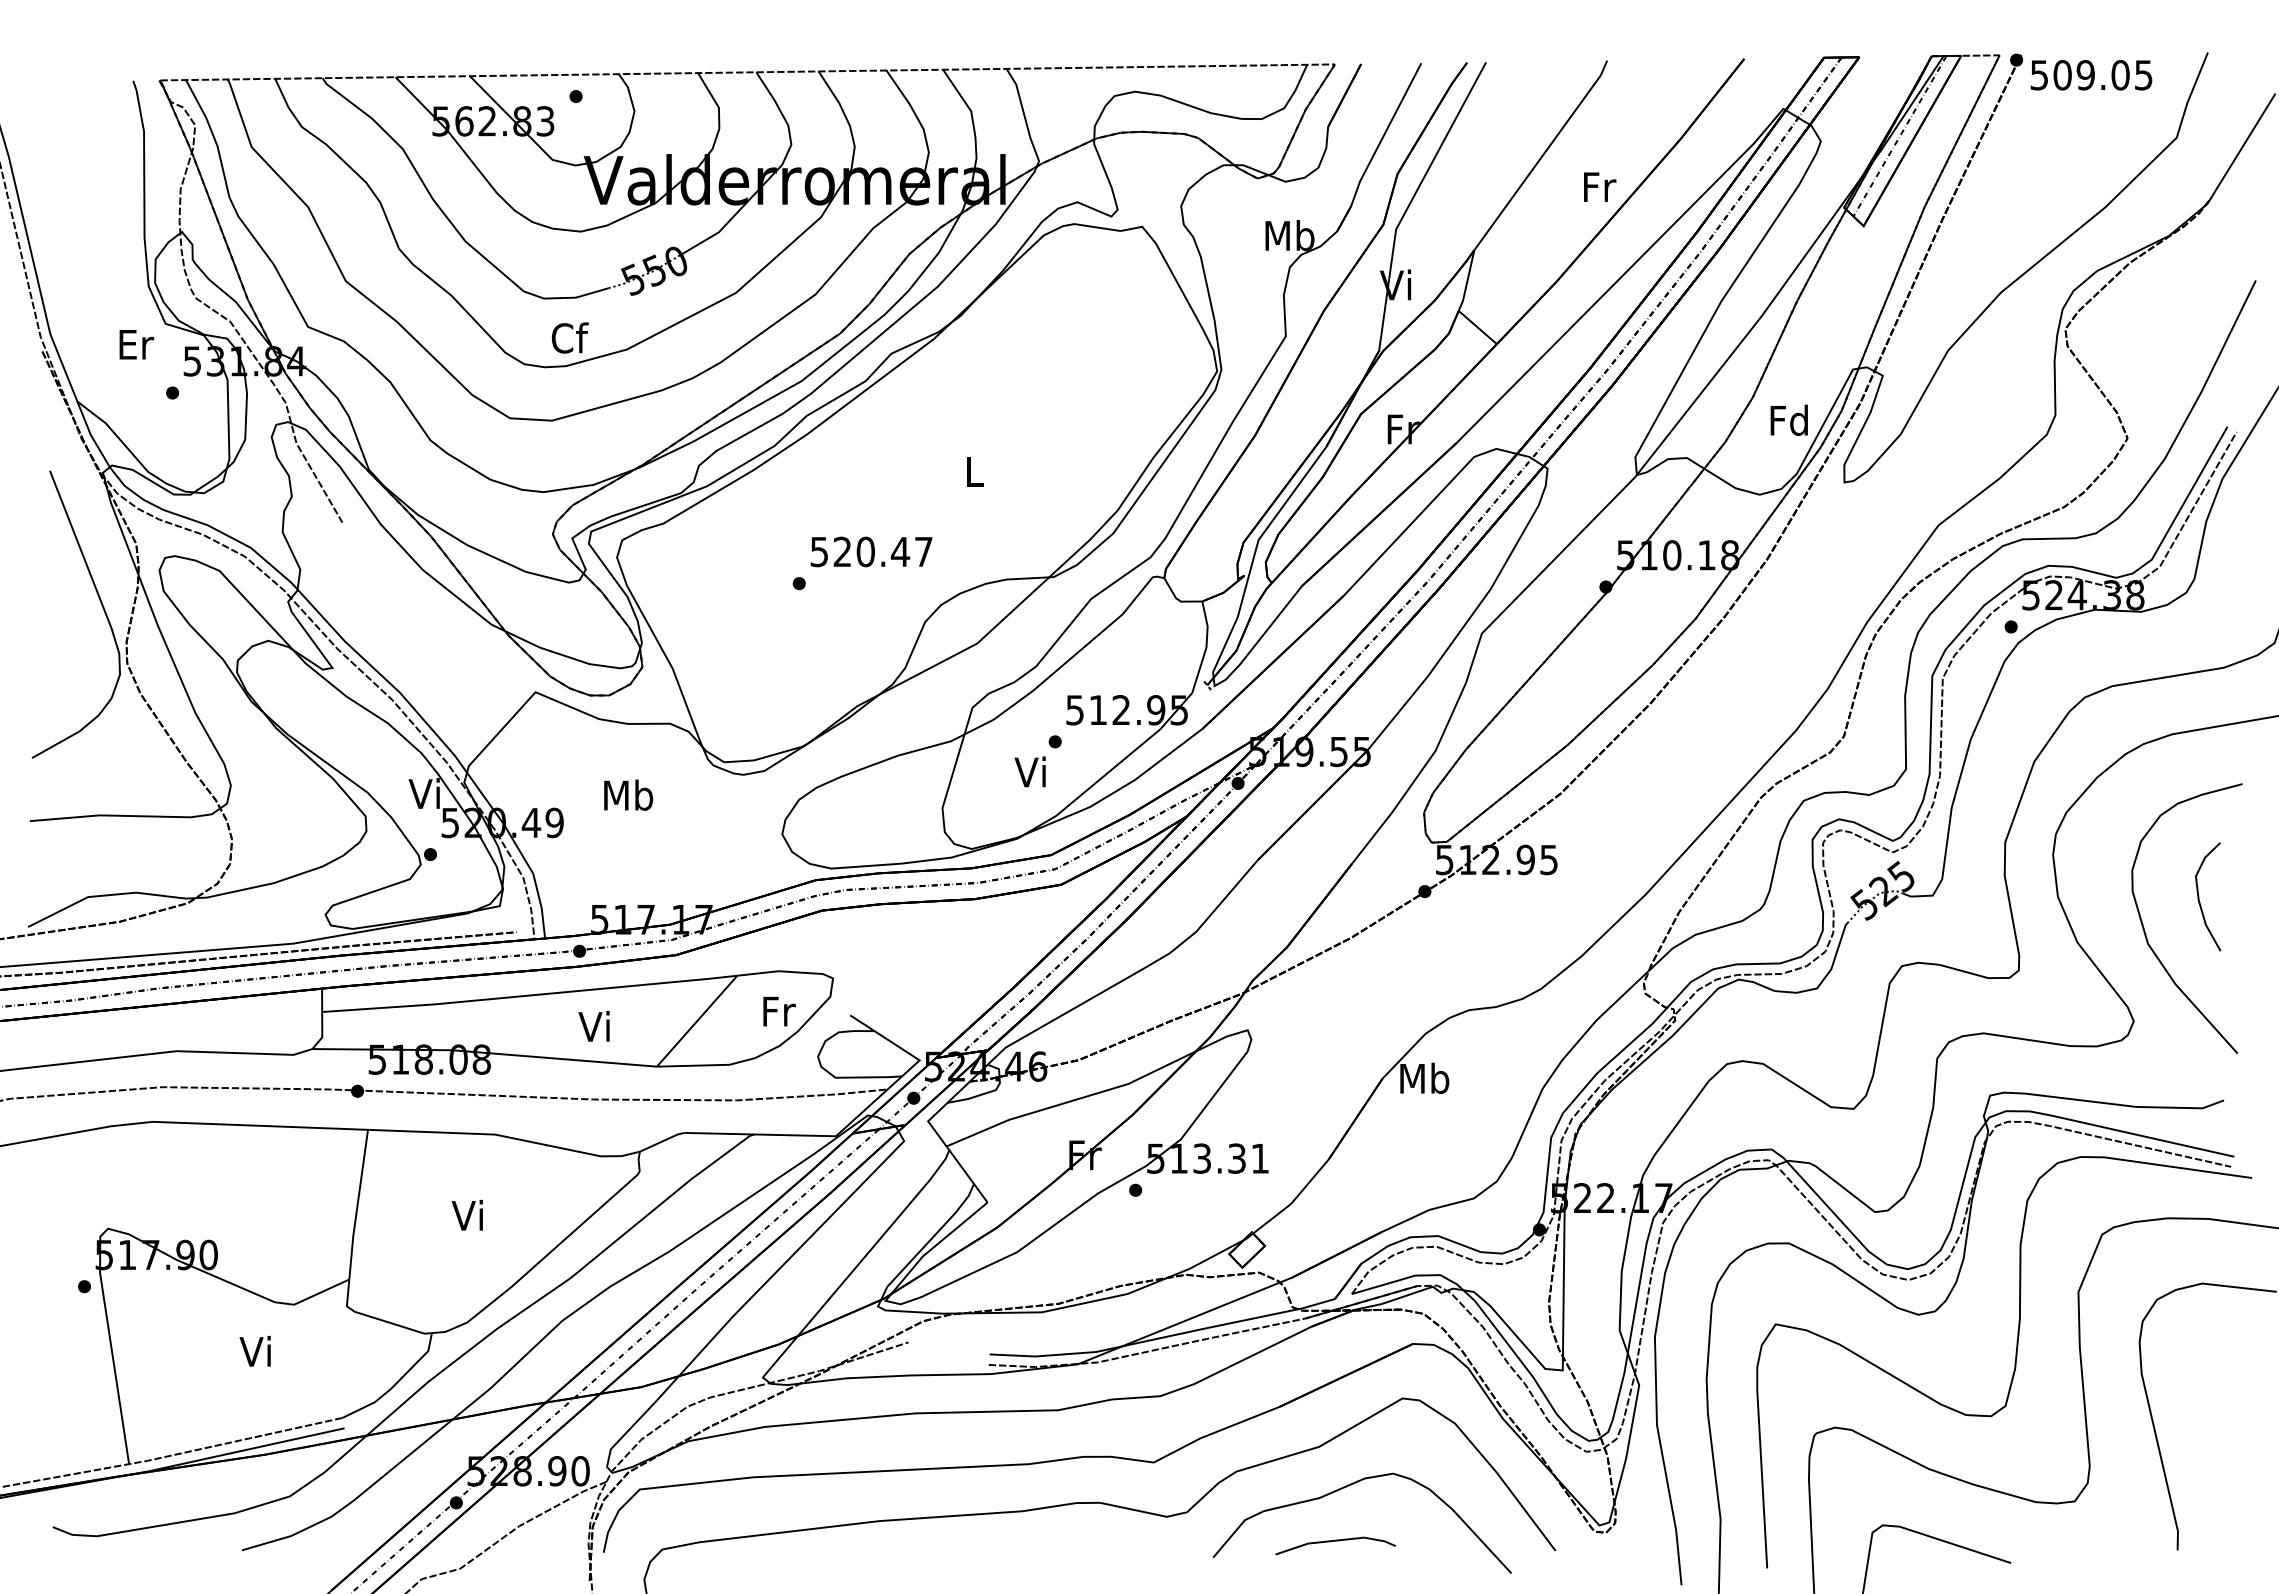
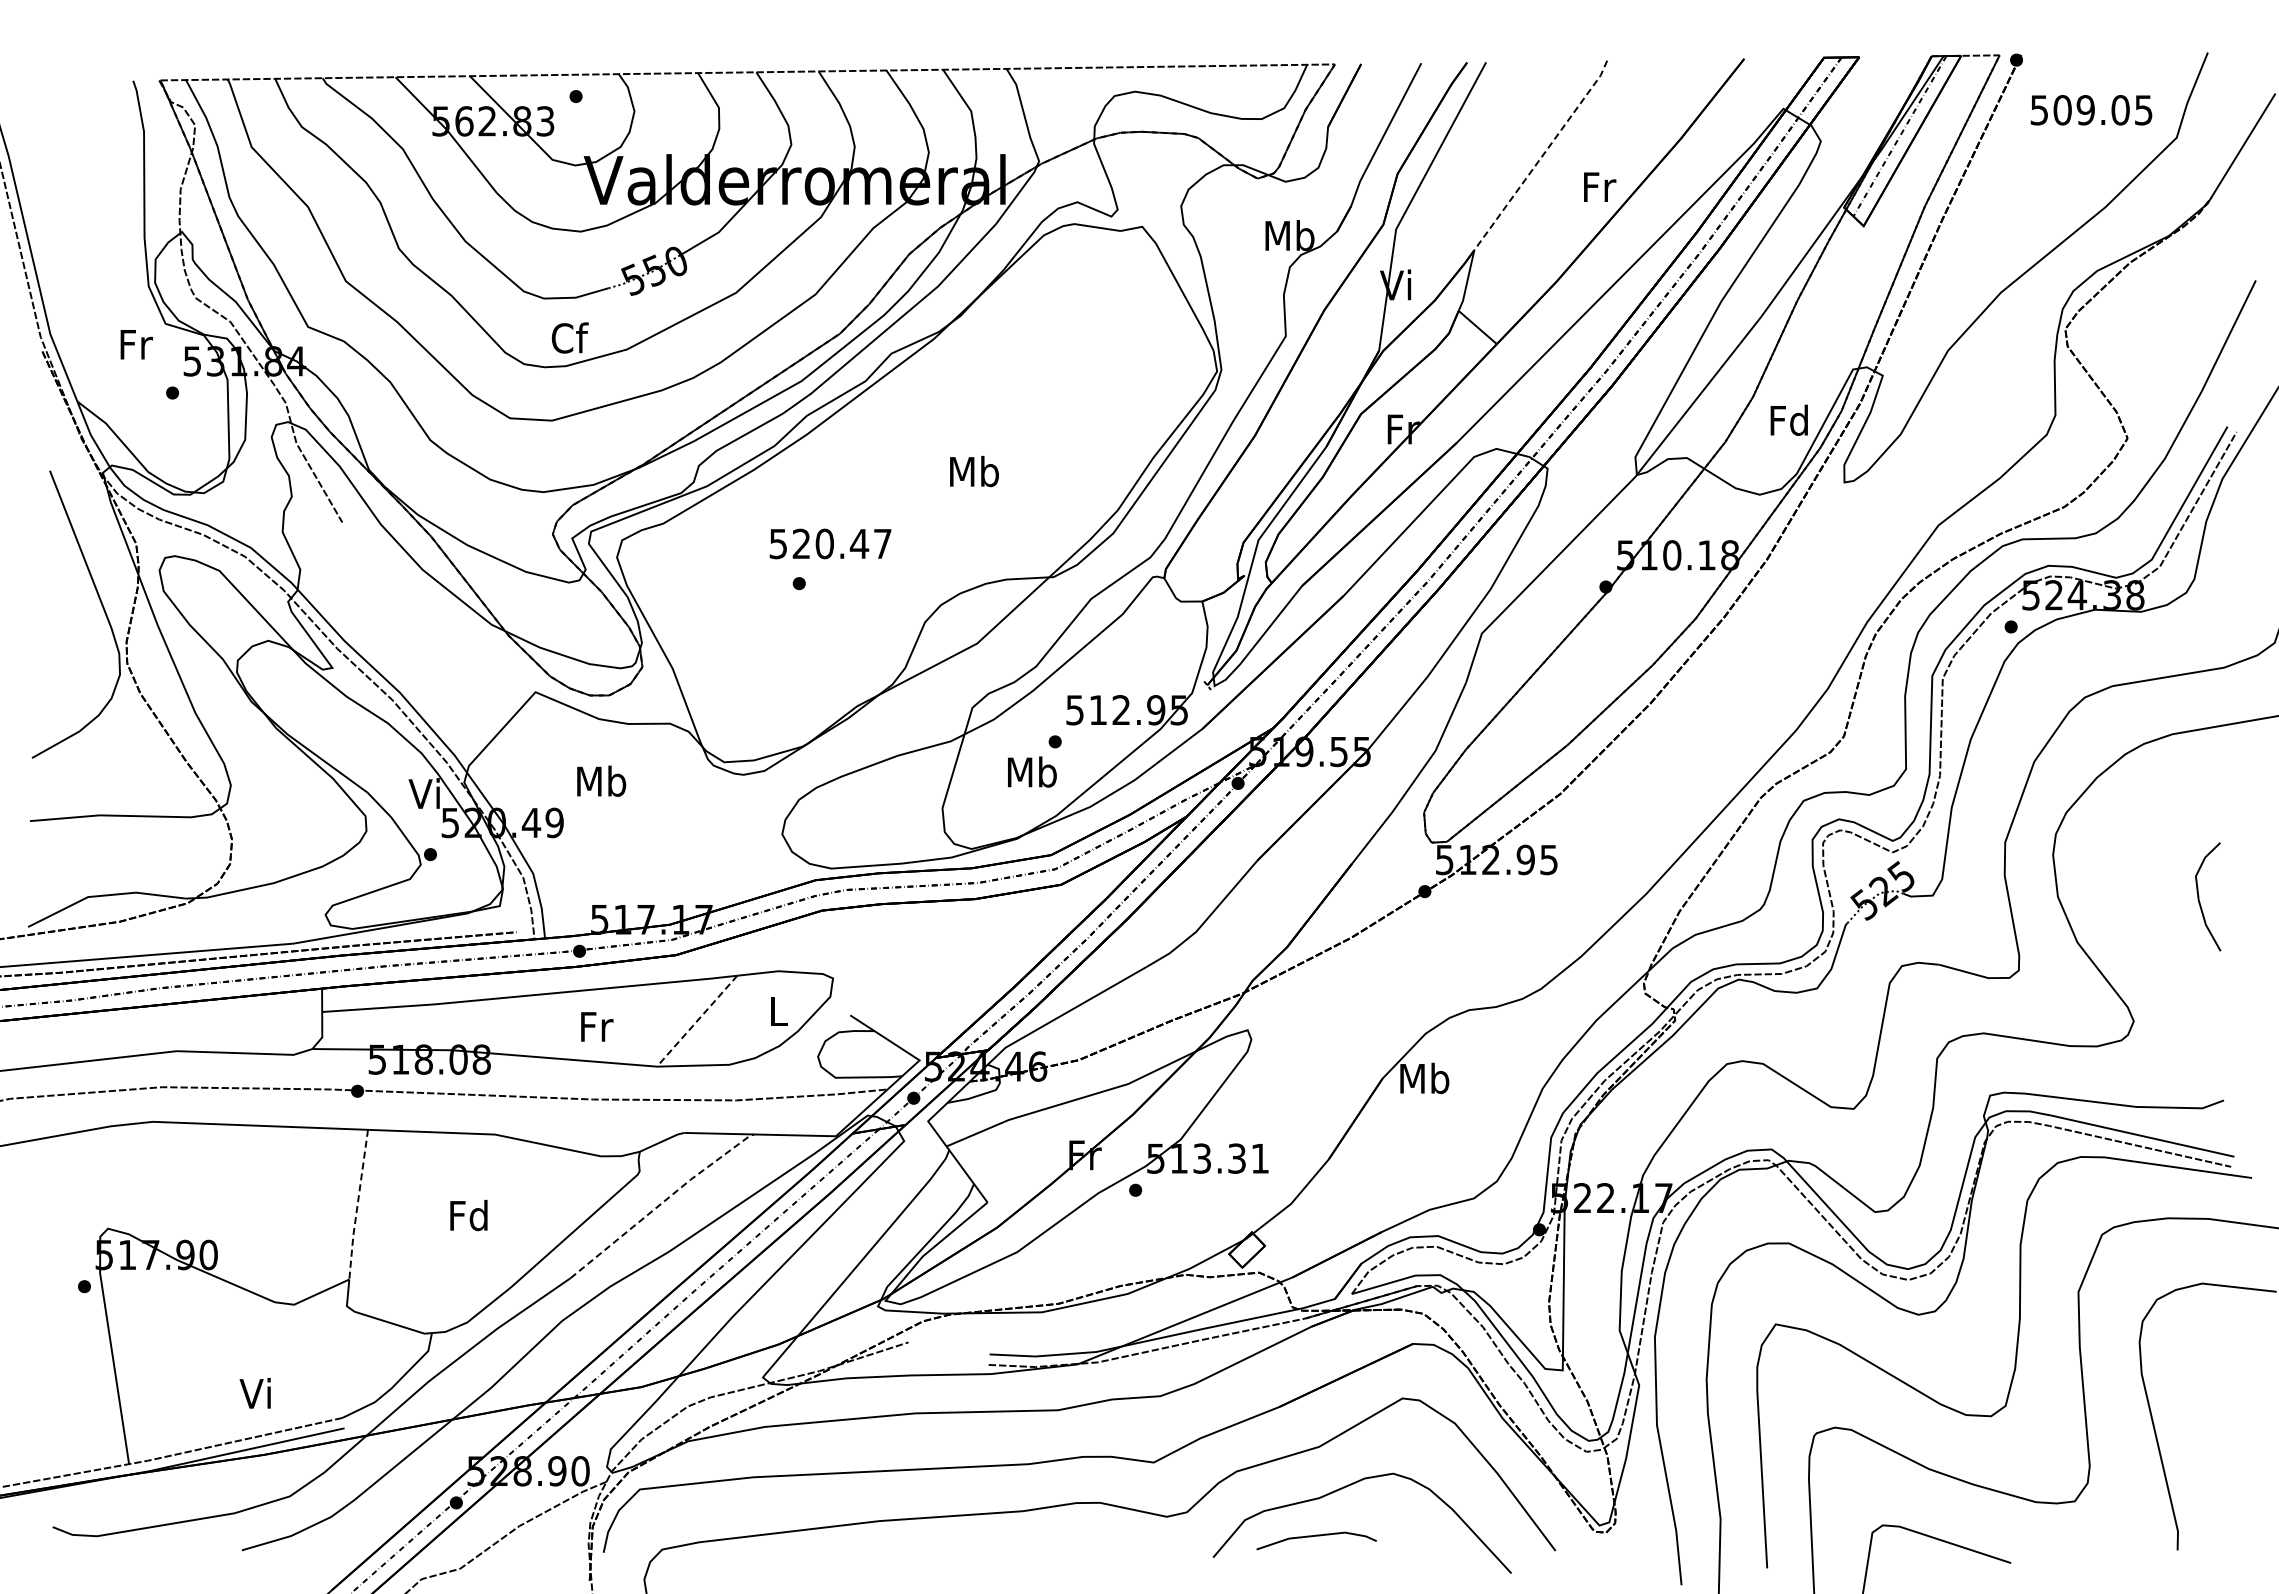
text position: (2091, 75) -> (2091, 110) (2091, 110)
line: solid -> dashed (1542, 155)
text: Er -> Fr (136, 344)
text: L -> Mb (974, 471)
text position: (871, 551) -> (830, 543) (830, 543)
text: Vi -> Mb (1032, 771)
text position: (628, 794) -> (601, 780) (601, 780)
curve: present -> none (2144, 927)
text: Fr -> L (779, 1011)
line: solid -> dashed (697, 1021)
text: Vi -> Fr (595, 1026)
line: solid -> dashed (662, 1203)
line: solid -> dashed (357, 1205)
text: Vi -> Fd (468, 1215)
text position: (254, 1351) -> (254, 1393) (254, 1393)
line position: (1335, 1541) -> (1316, 1536) (1316, 1536)
